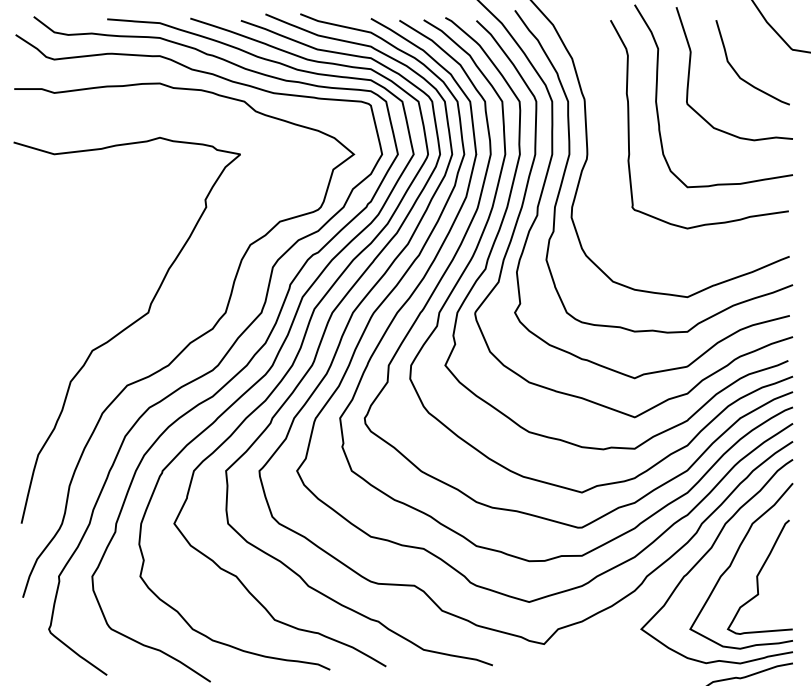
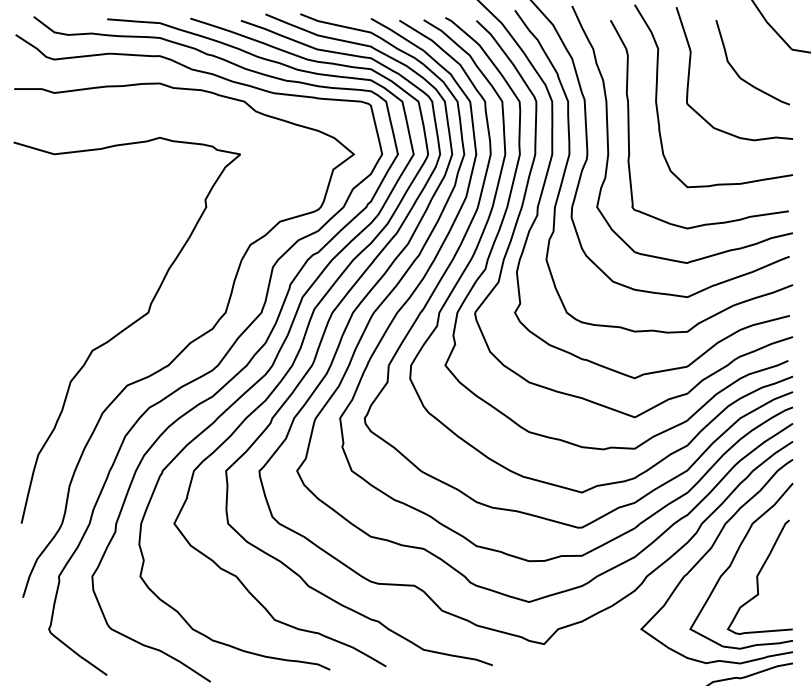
curve: none -> present (608, 134)
